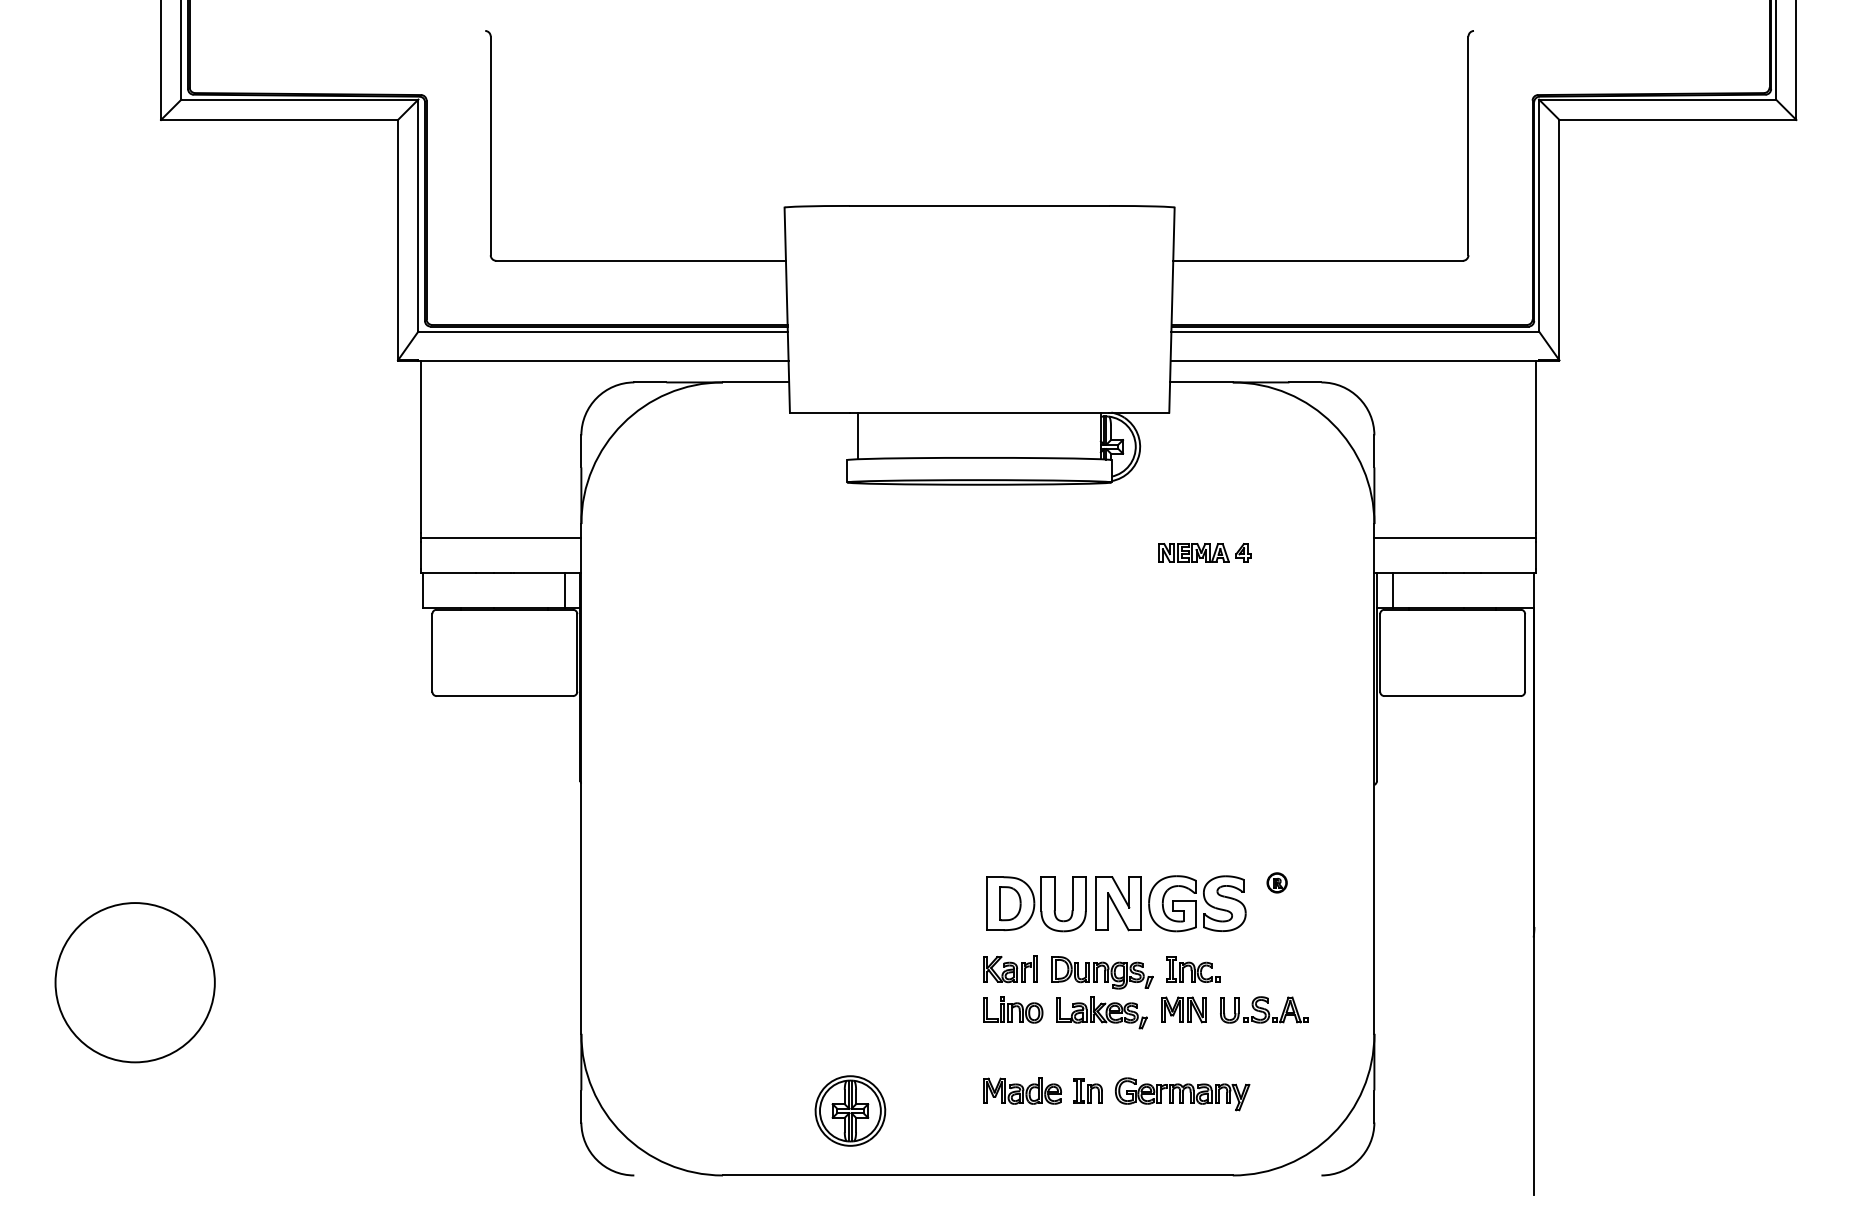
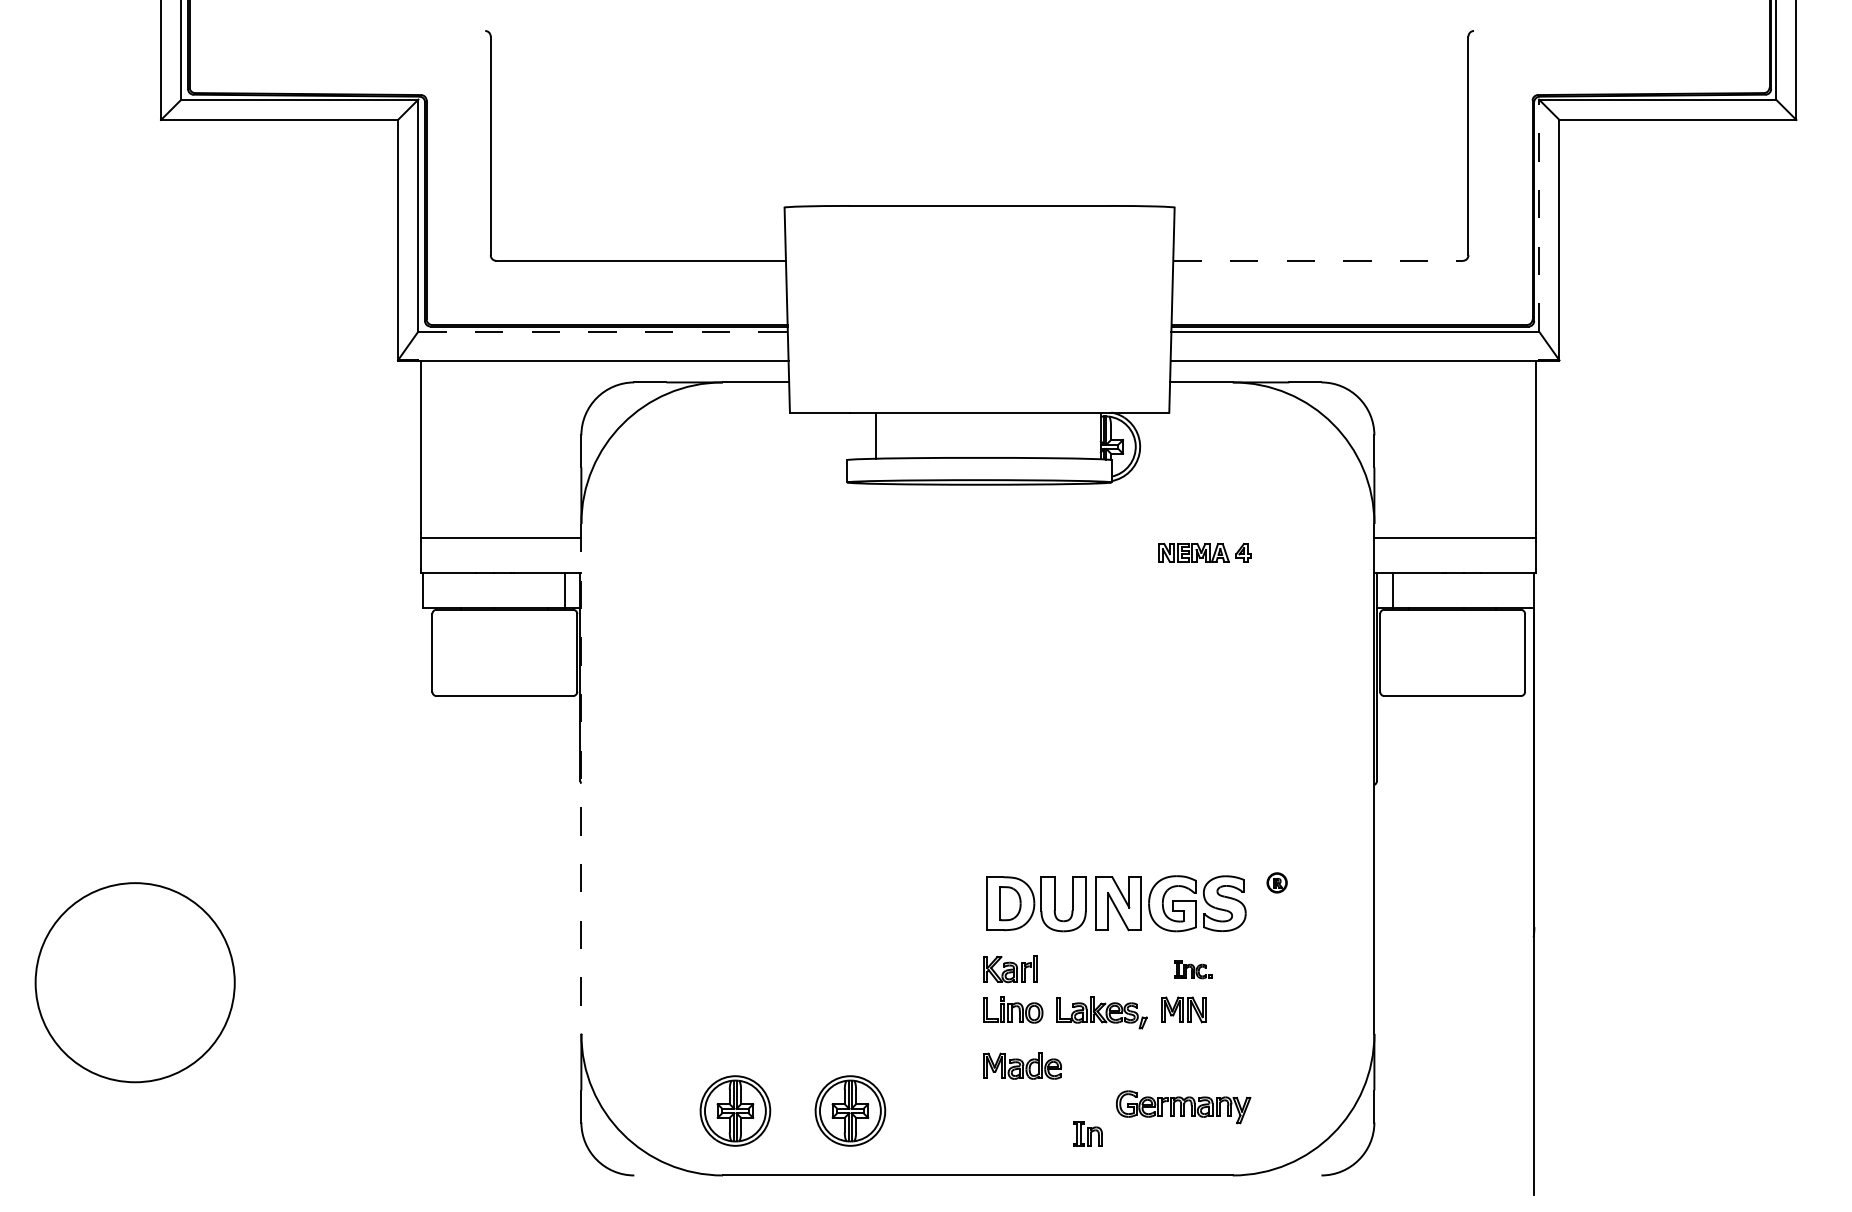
line: solid -> dashed (1539, 215)
line: solid -> dashed (1318, 260)
line: solid -> dashed (603, 331)
line position: (857, 435) -> (875, 435) (875, 435)
line: solid -> dashed (581, 778)
part size: 55x27 px -> 39x20 px (1193, 969)
part: present -> none (1102, 972)
circle diameter: 159 px -> 199 px (134, 982)
part: present -> none (1264, 1009)
part position: (1022, 1090) -> (1022, 1065) (1022, 1065)
part position: (1087, 1090) -> (1087, 1133) (1087, 1133)
part position: (1182, 1094) -> (1183, 1107) (1183, 1107)
part: none -> present (735, 1110)
